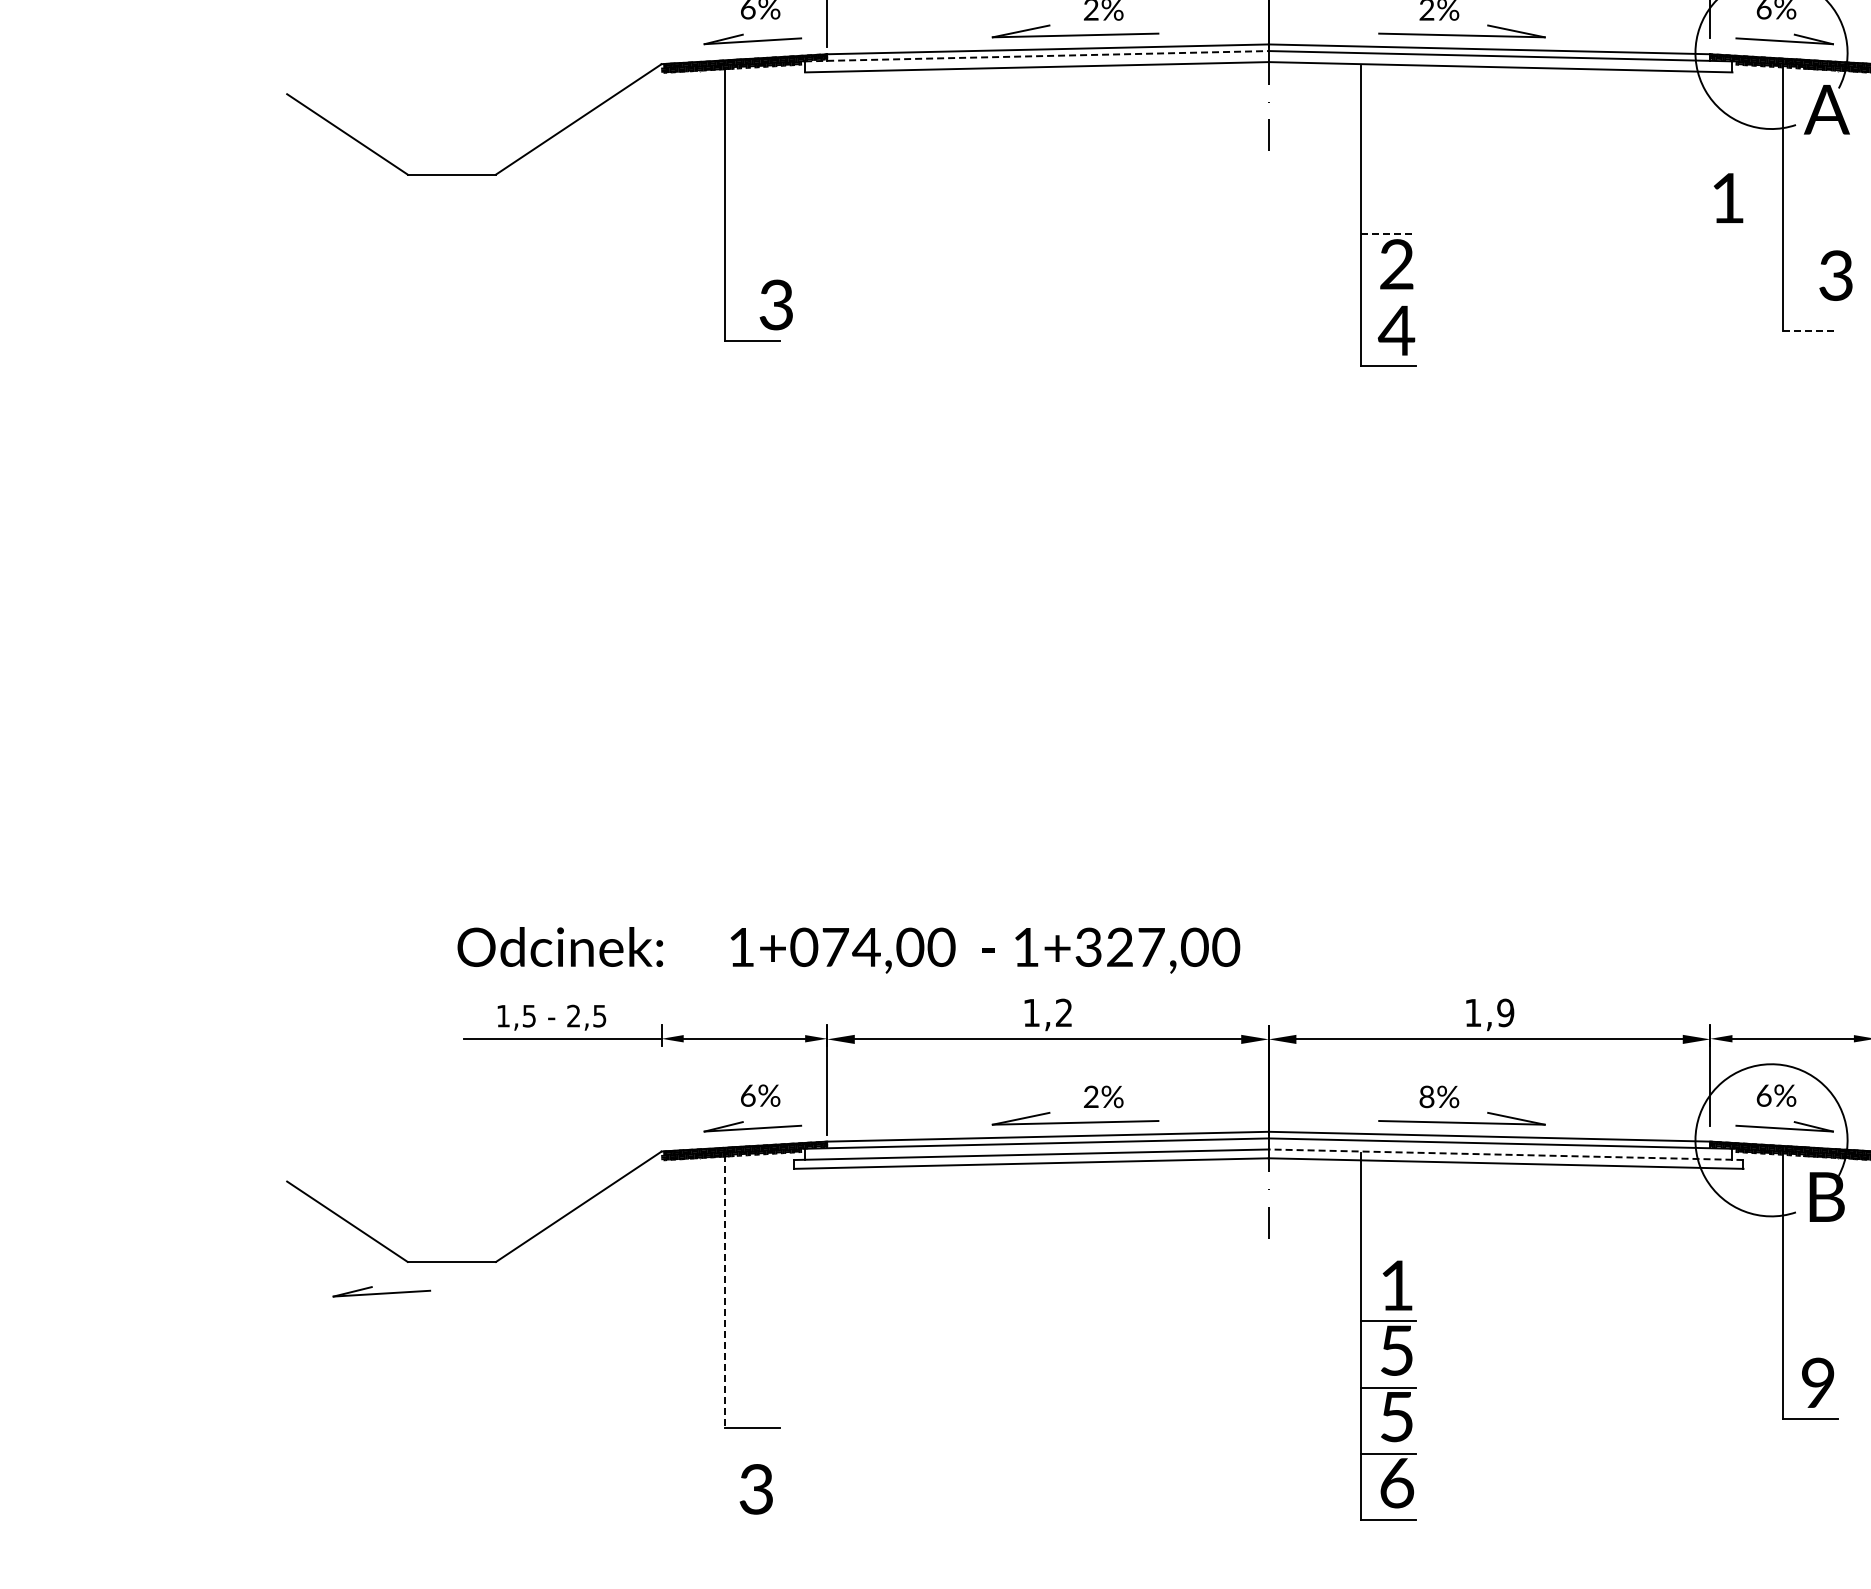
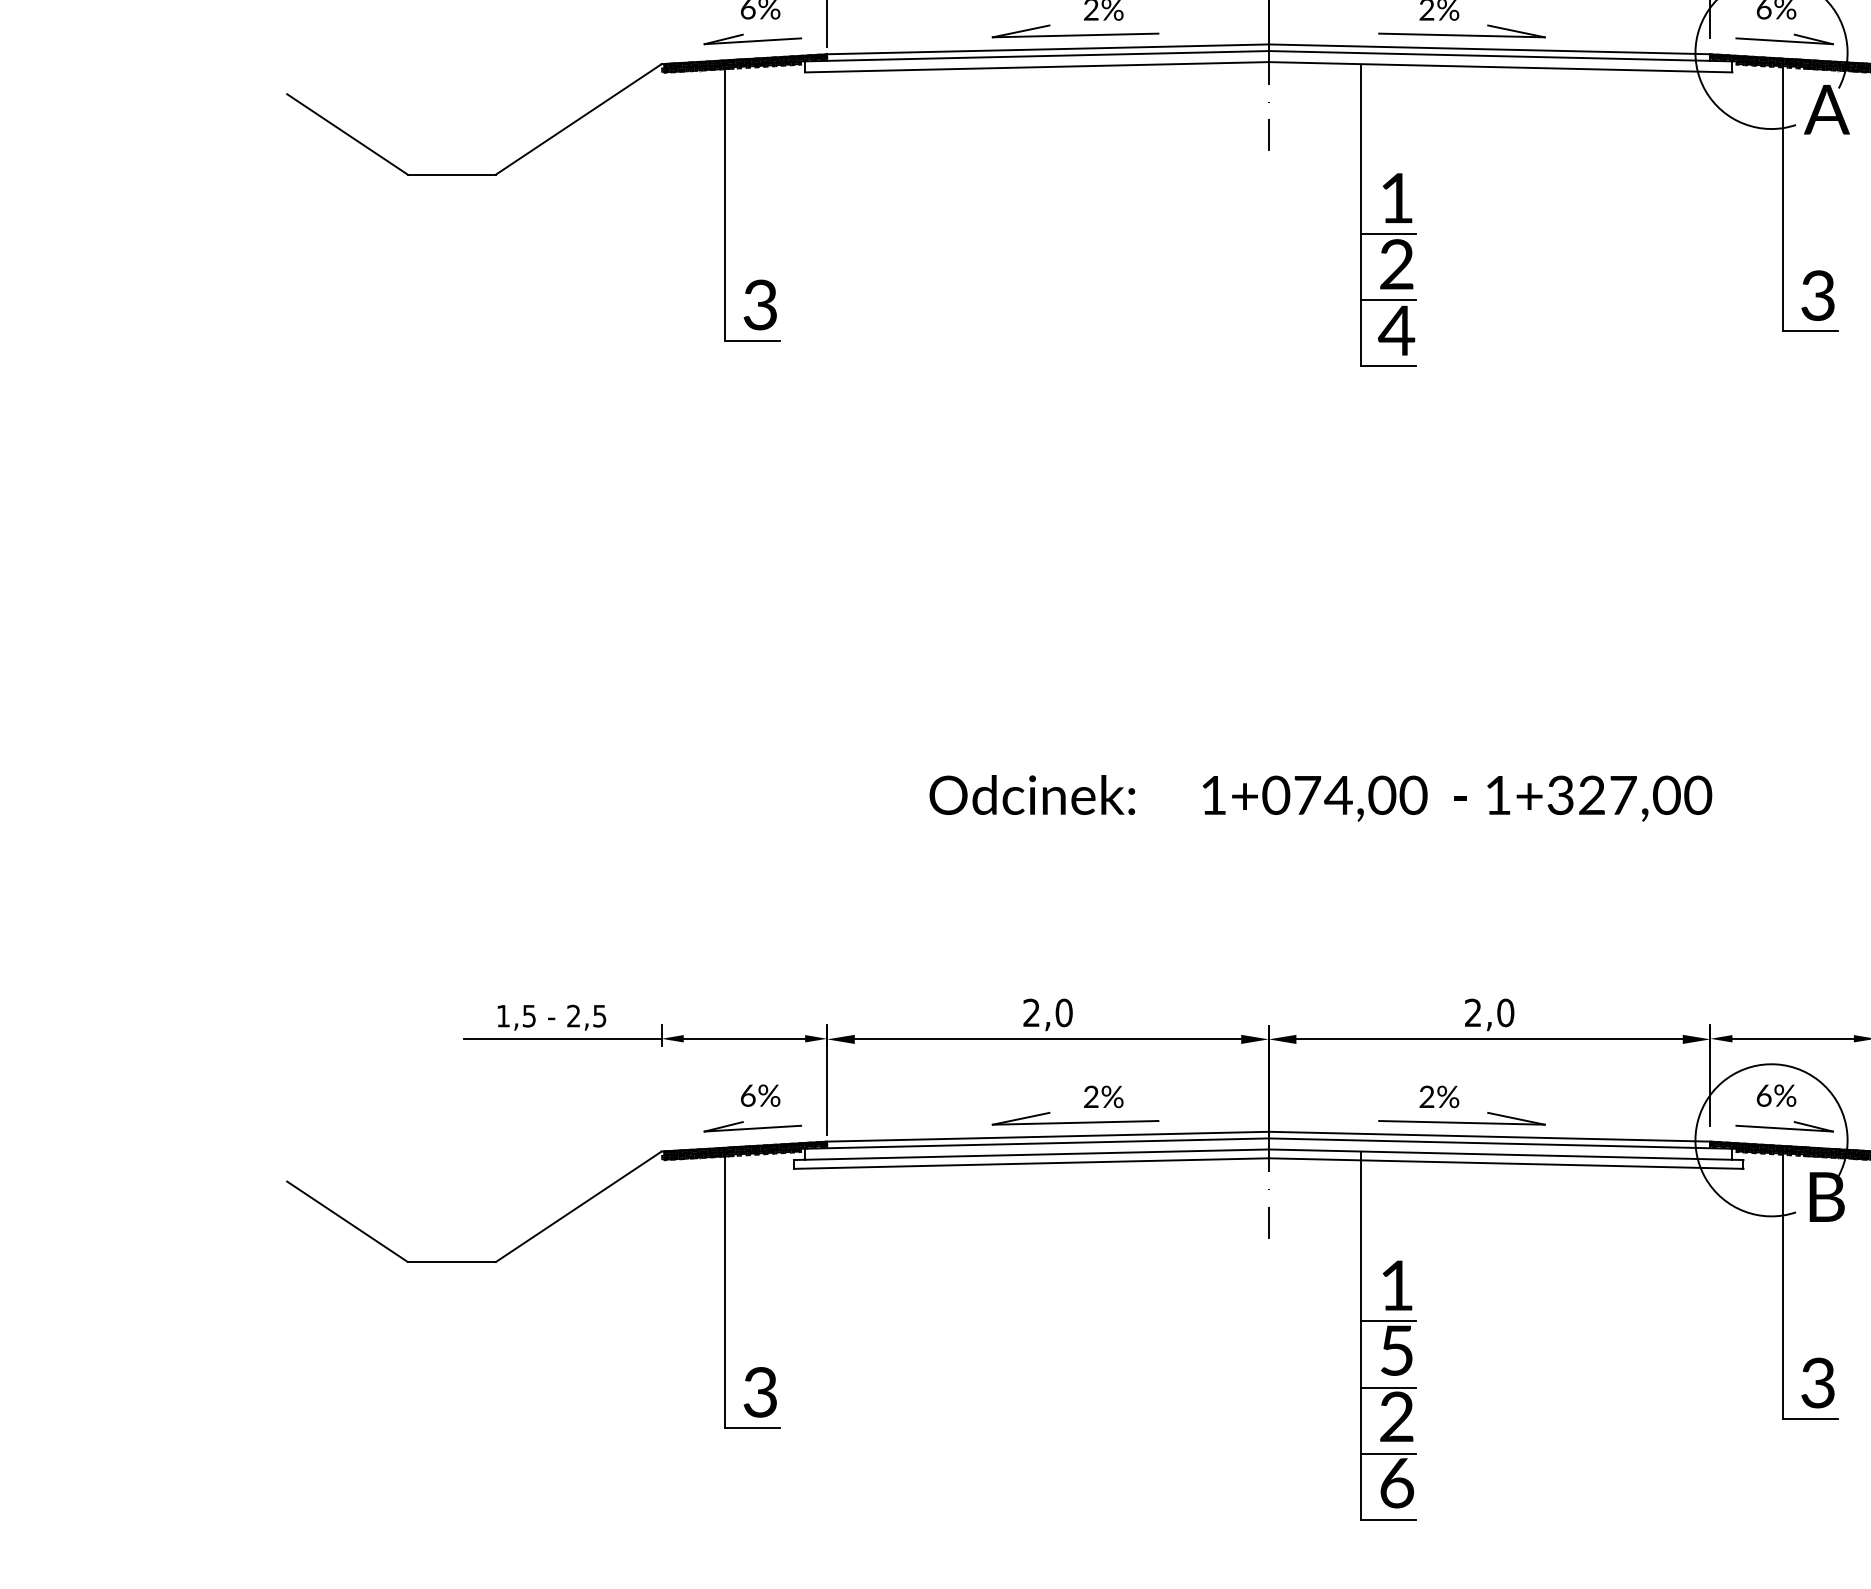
line: dashed -> solid (1036, 56)
text position: (1728, 197) -> (1397, 197) (1397, 197)
line: dashed -> solid (1388, 233)
text position: (1835, 275) -> (1817, 295) (1817, 295)
line: none -> present (1388, 300)
text position: (775, 304) -> (759, 304) (759, 304)
line: dashed -> solid (1810, 331)
text position: (848, 950) -> (1320, 798) (1320, 798)
text: 1,2 -> 2,0 (1047, 1012)
text: 1,9 -> 2,0 (1489, 1012)
text: 8% -> 2% (1426, 1097)
line: dashed -> solid (1505, 1154)
part: present -> none (381, 1291)
line: dashed -> solid (724, 1292)
text: 9 -> 3 (1817, 1382)
text: 5 -> 2 (1396, 1416)
text position: (755, 1489) -> (759, 1392) (759, 1392)
